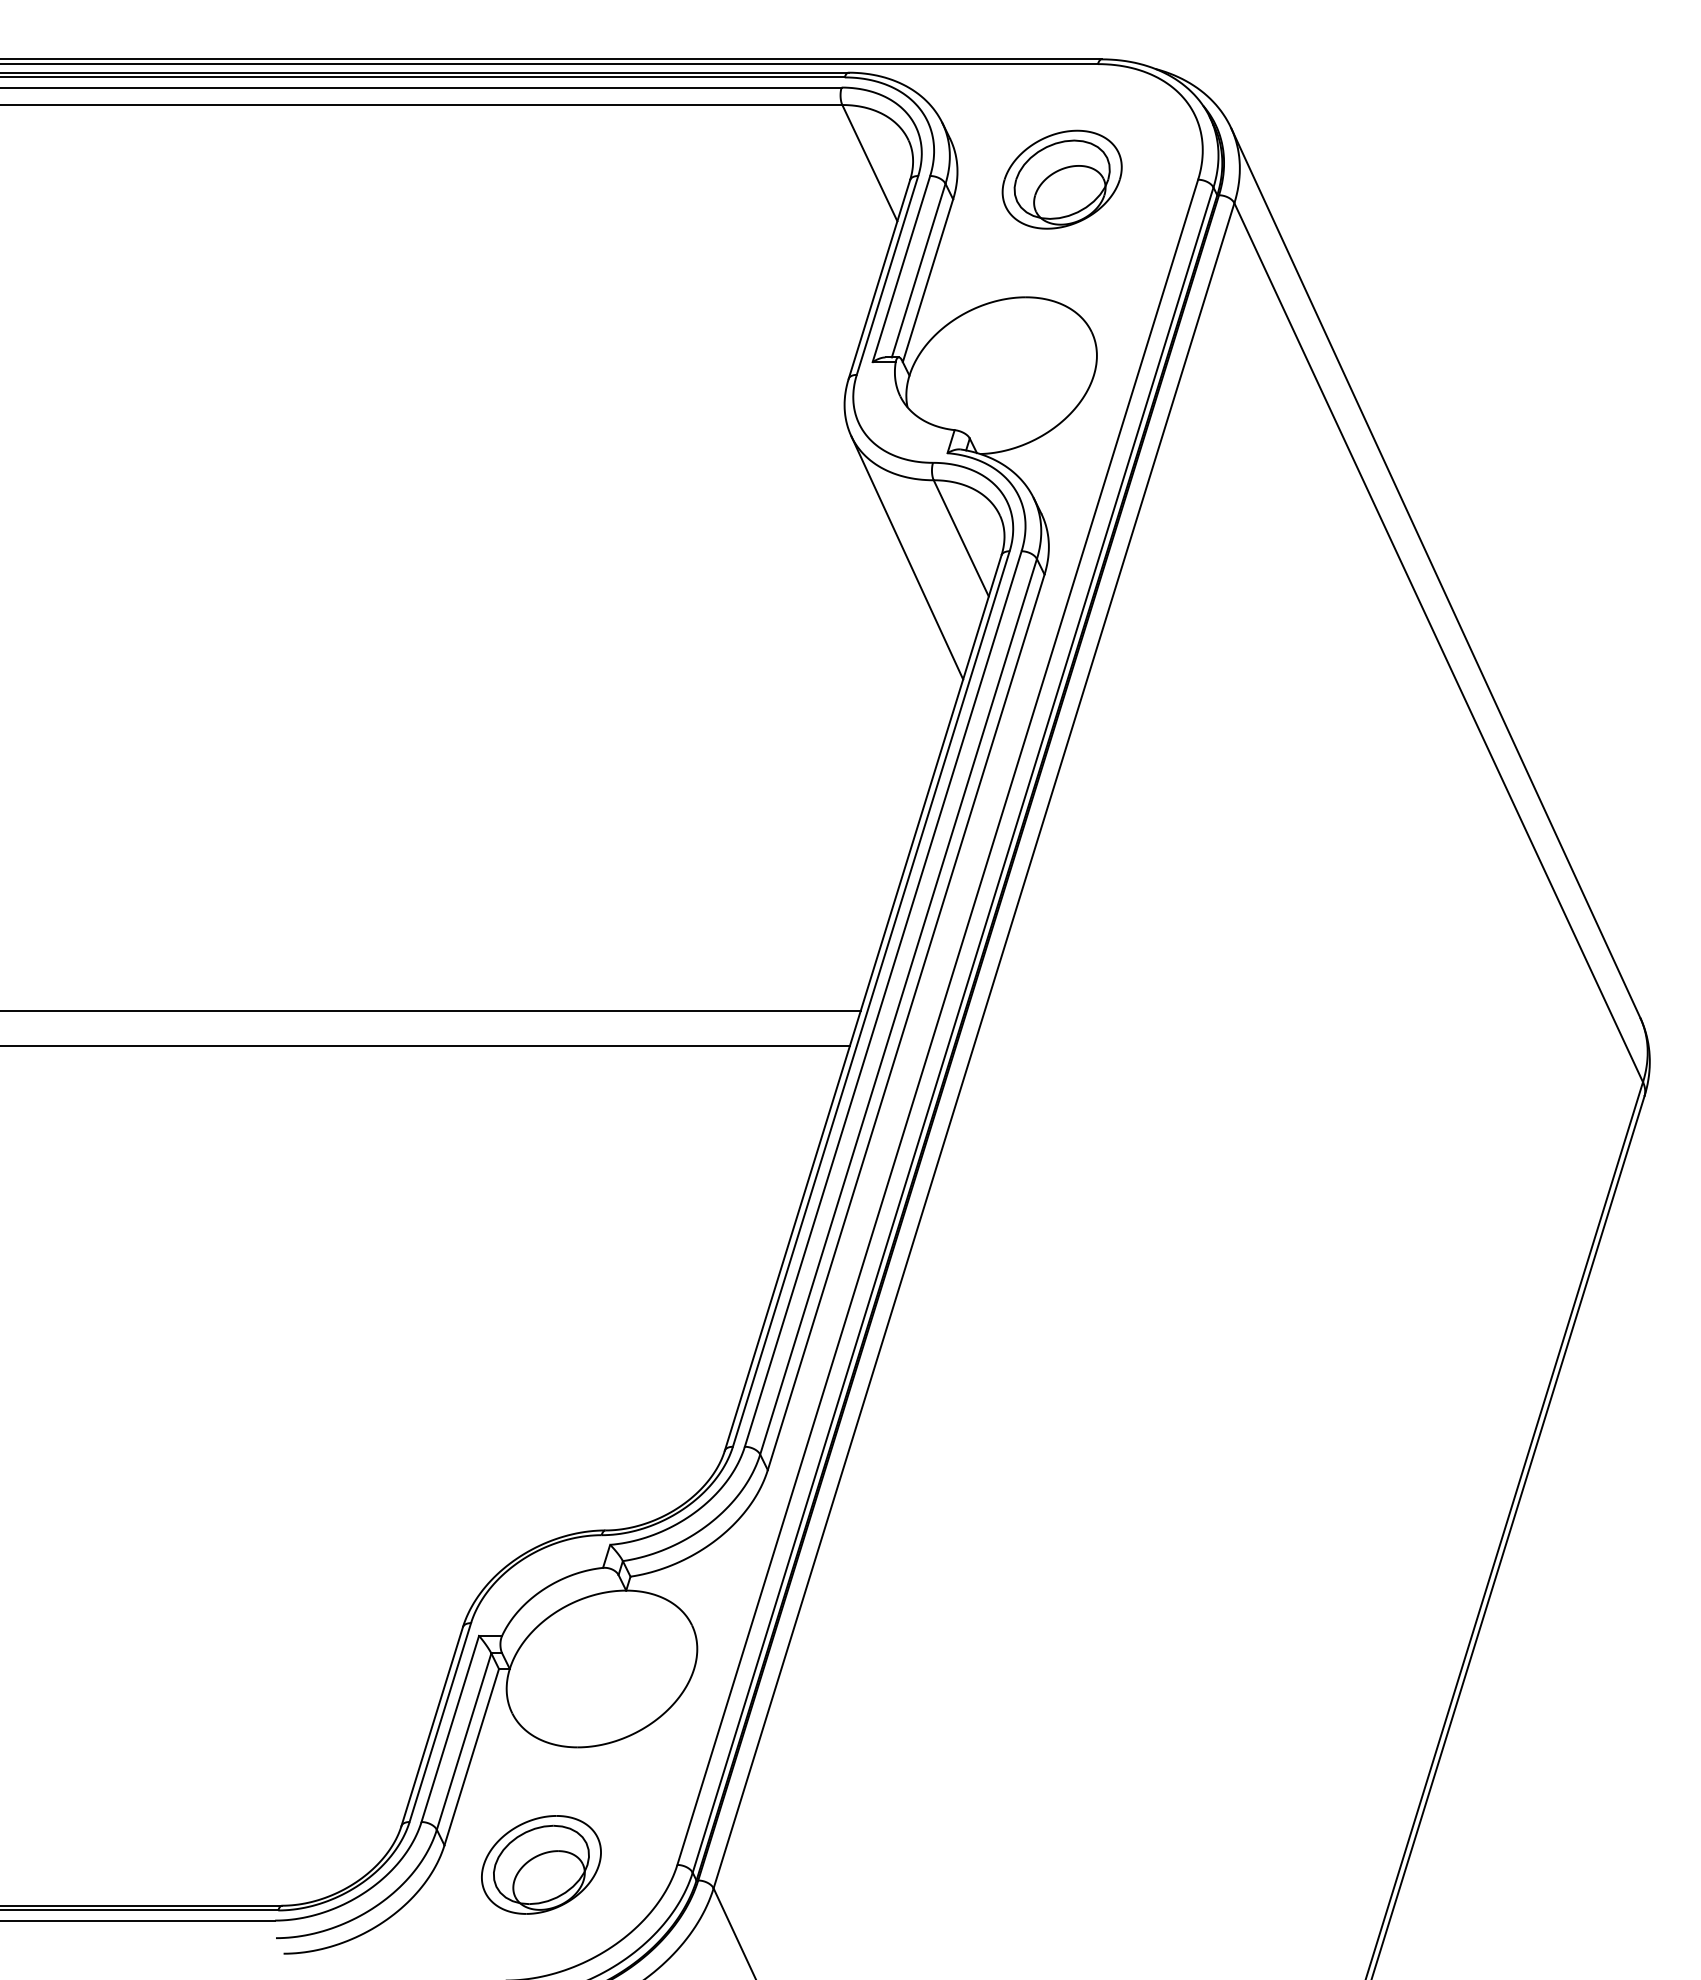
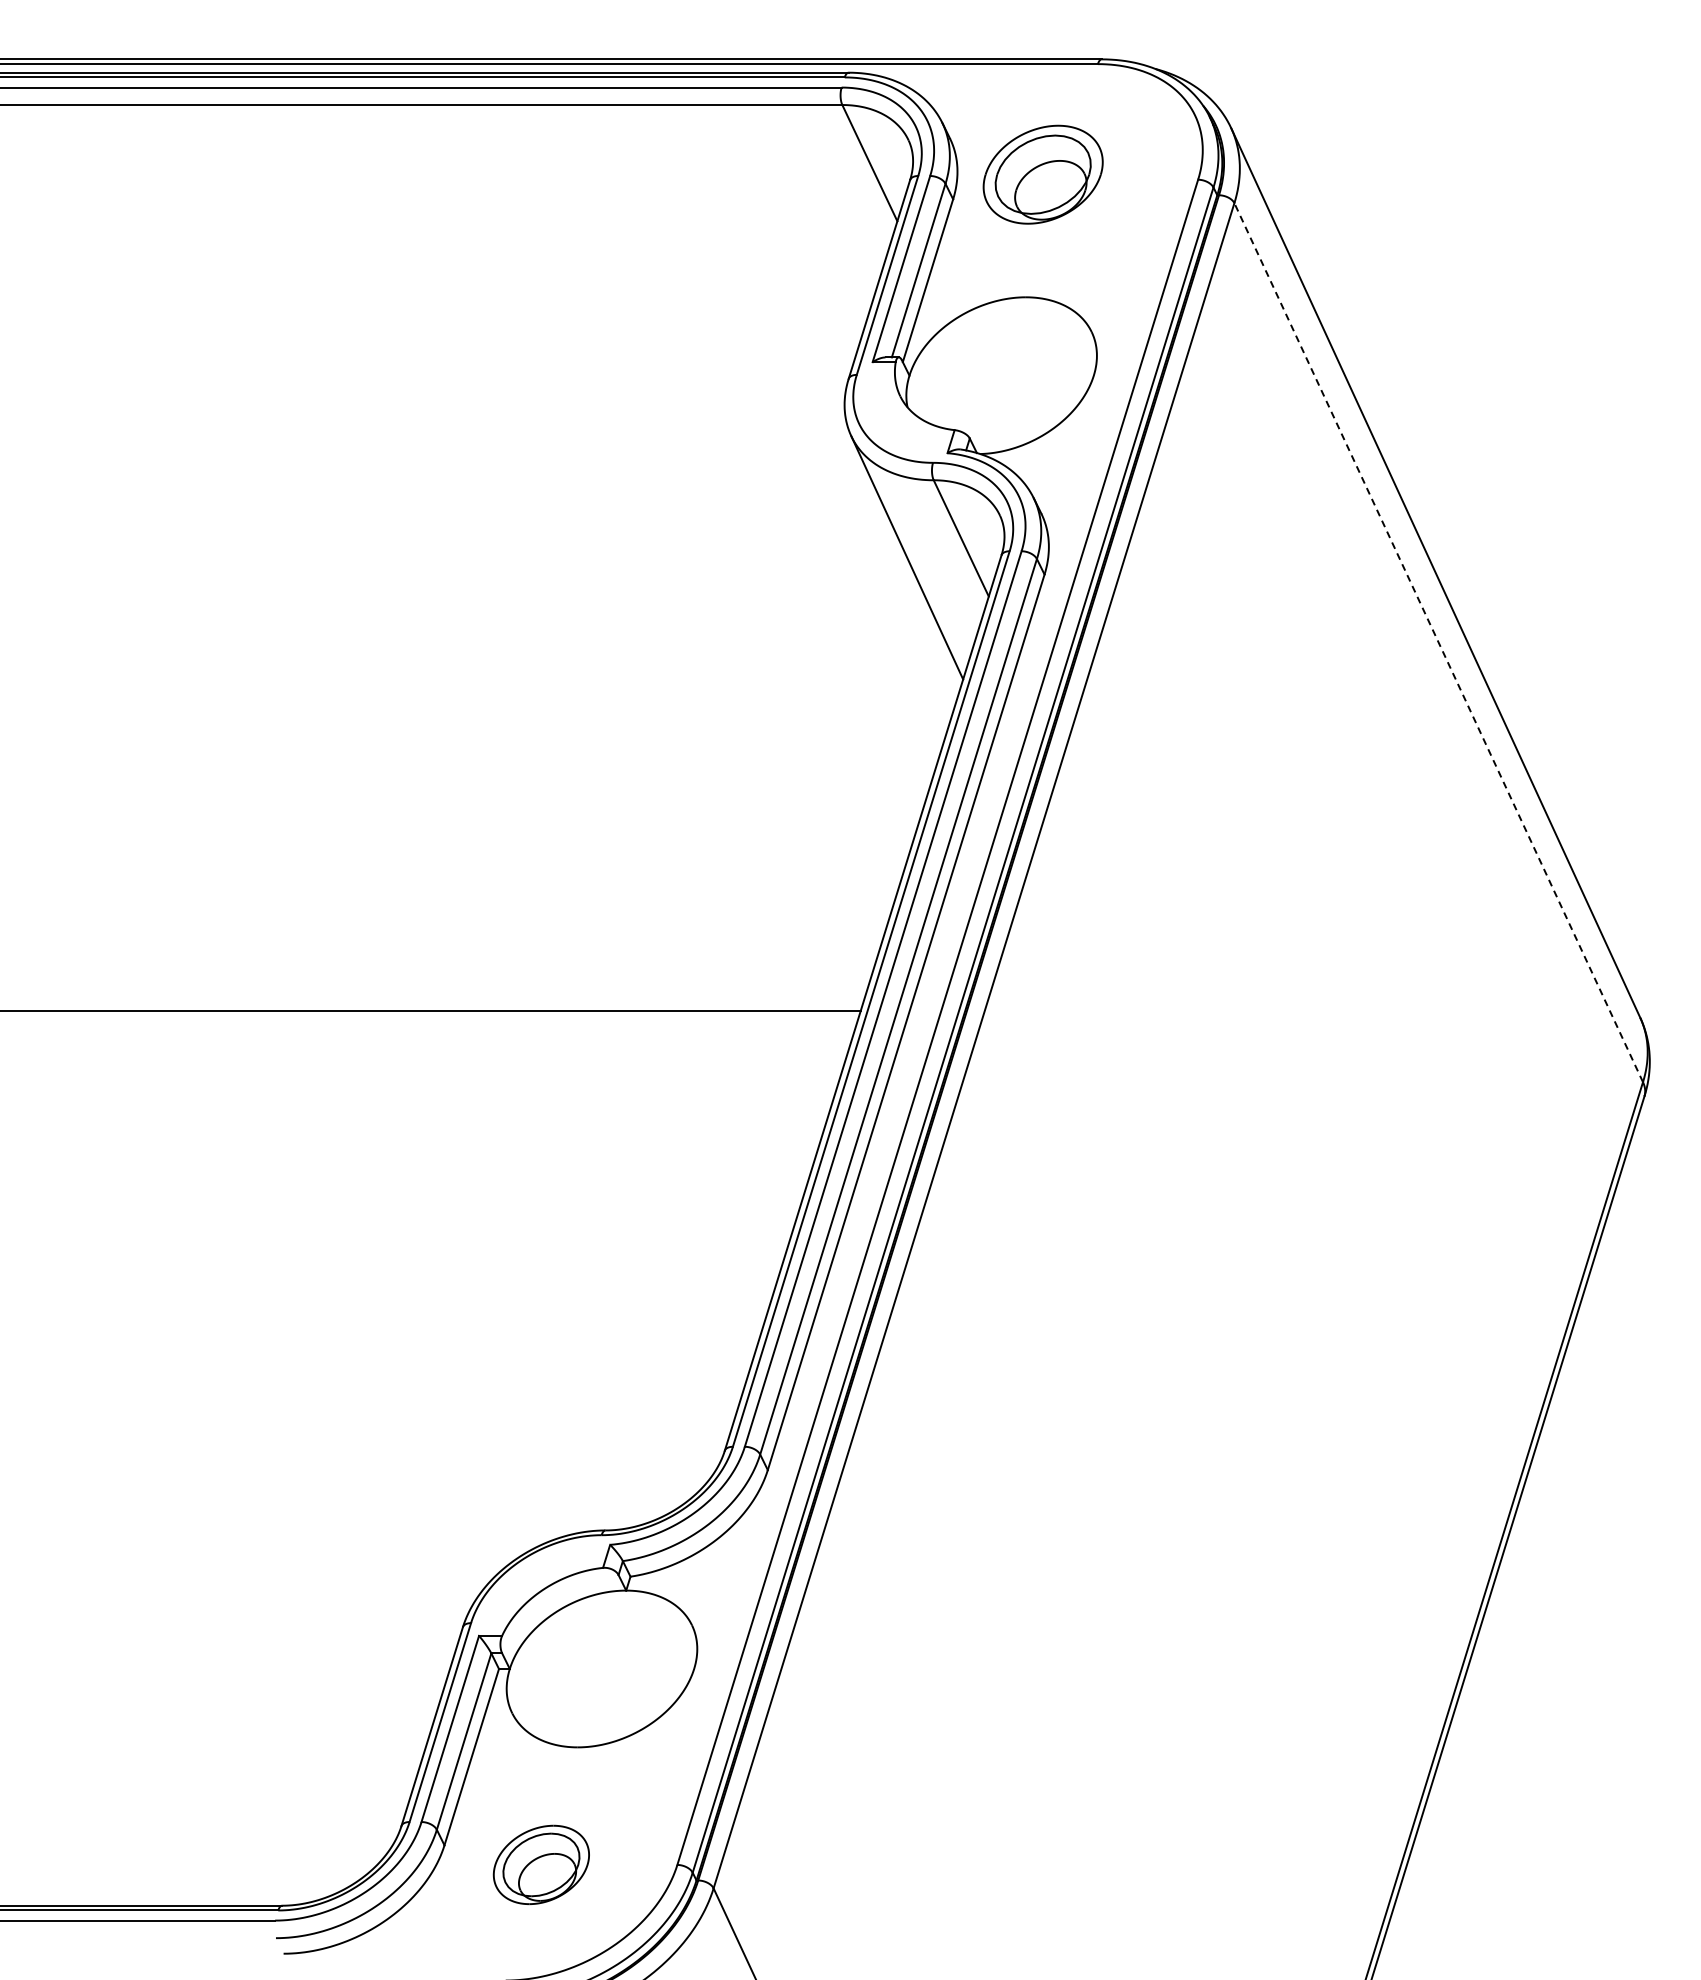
part position: (1061, 179) -> (1042, 174) (1042, 174)
line: solid -> dashed (1438, 642)
line: present -> none (425, 1046)
part size: 121x100 px -> 98x81 px (540, 1864)
